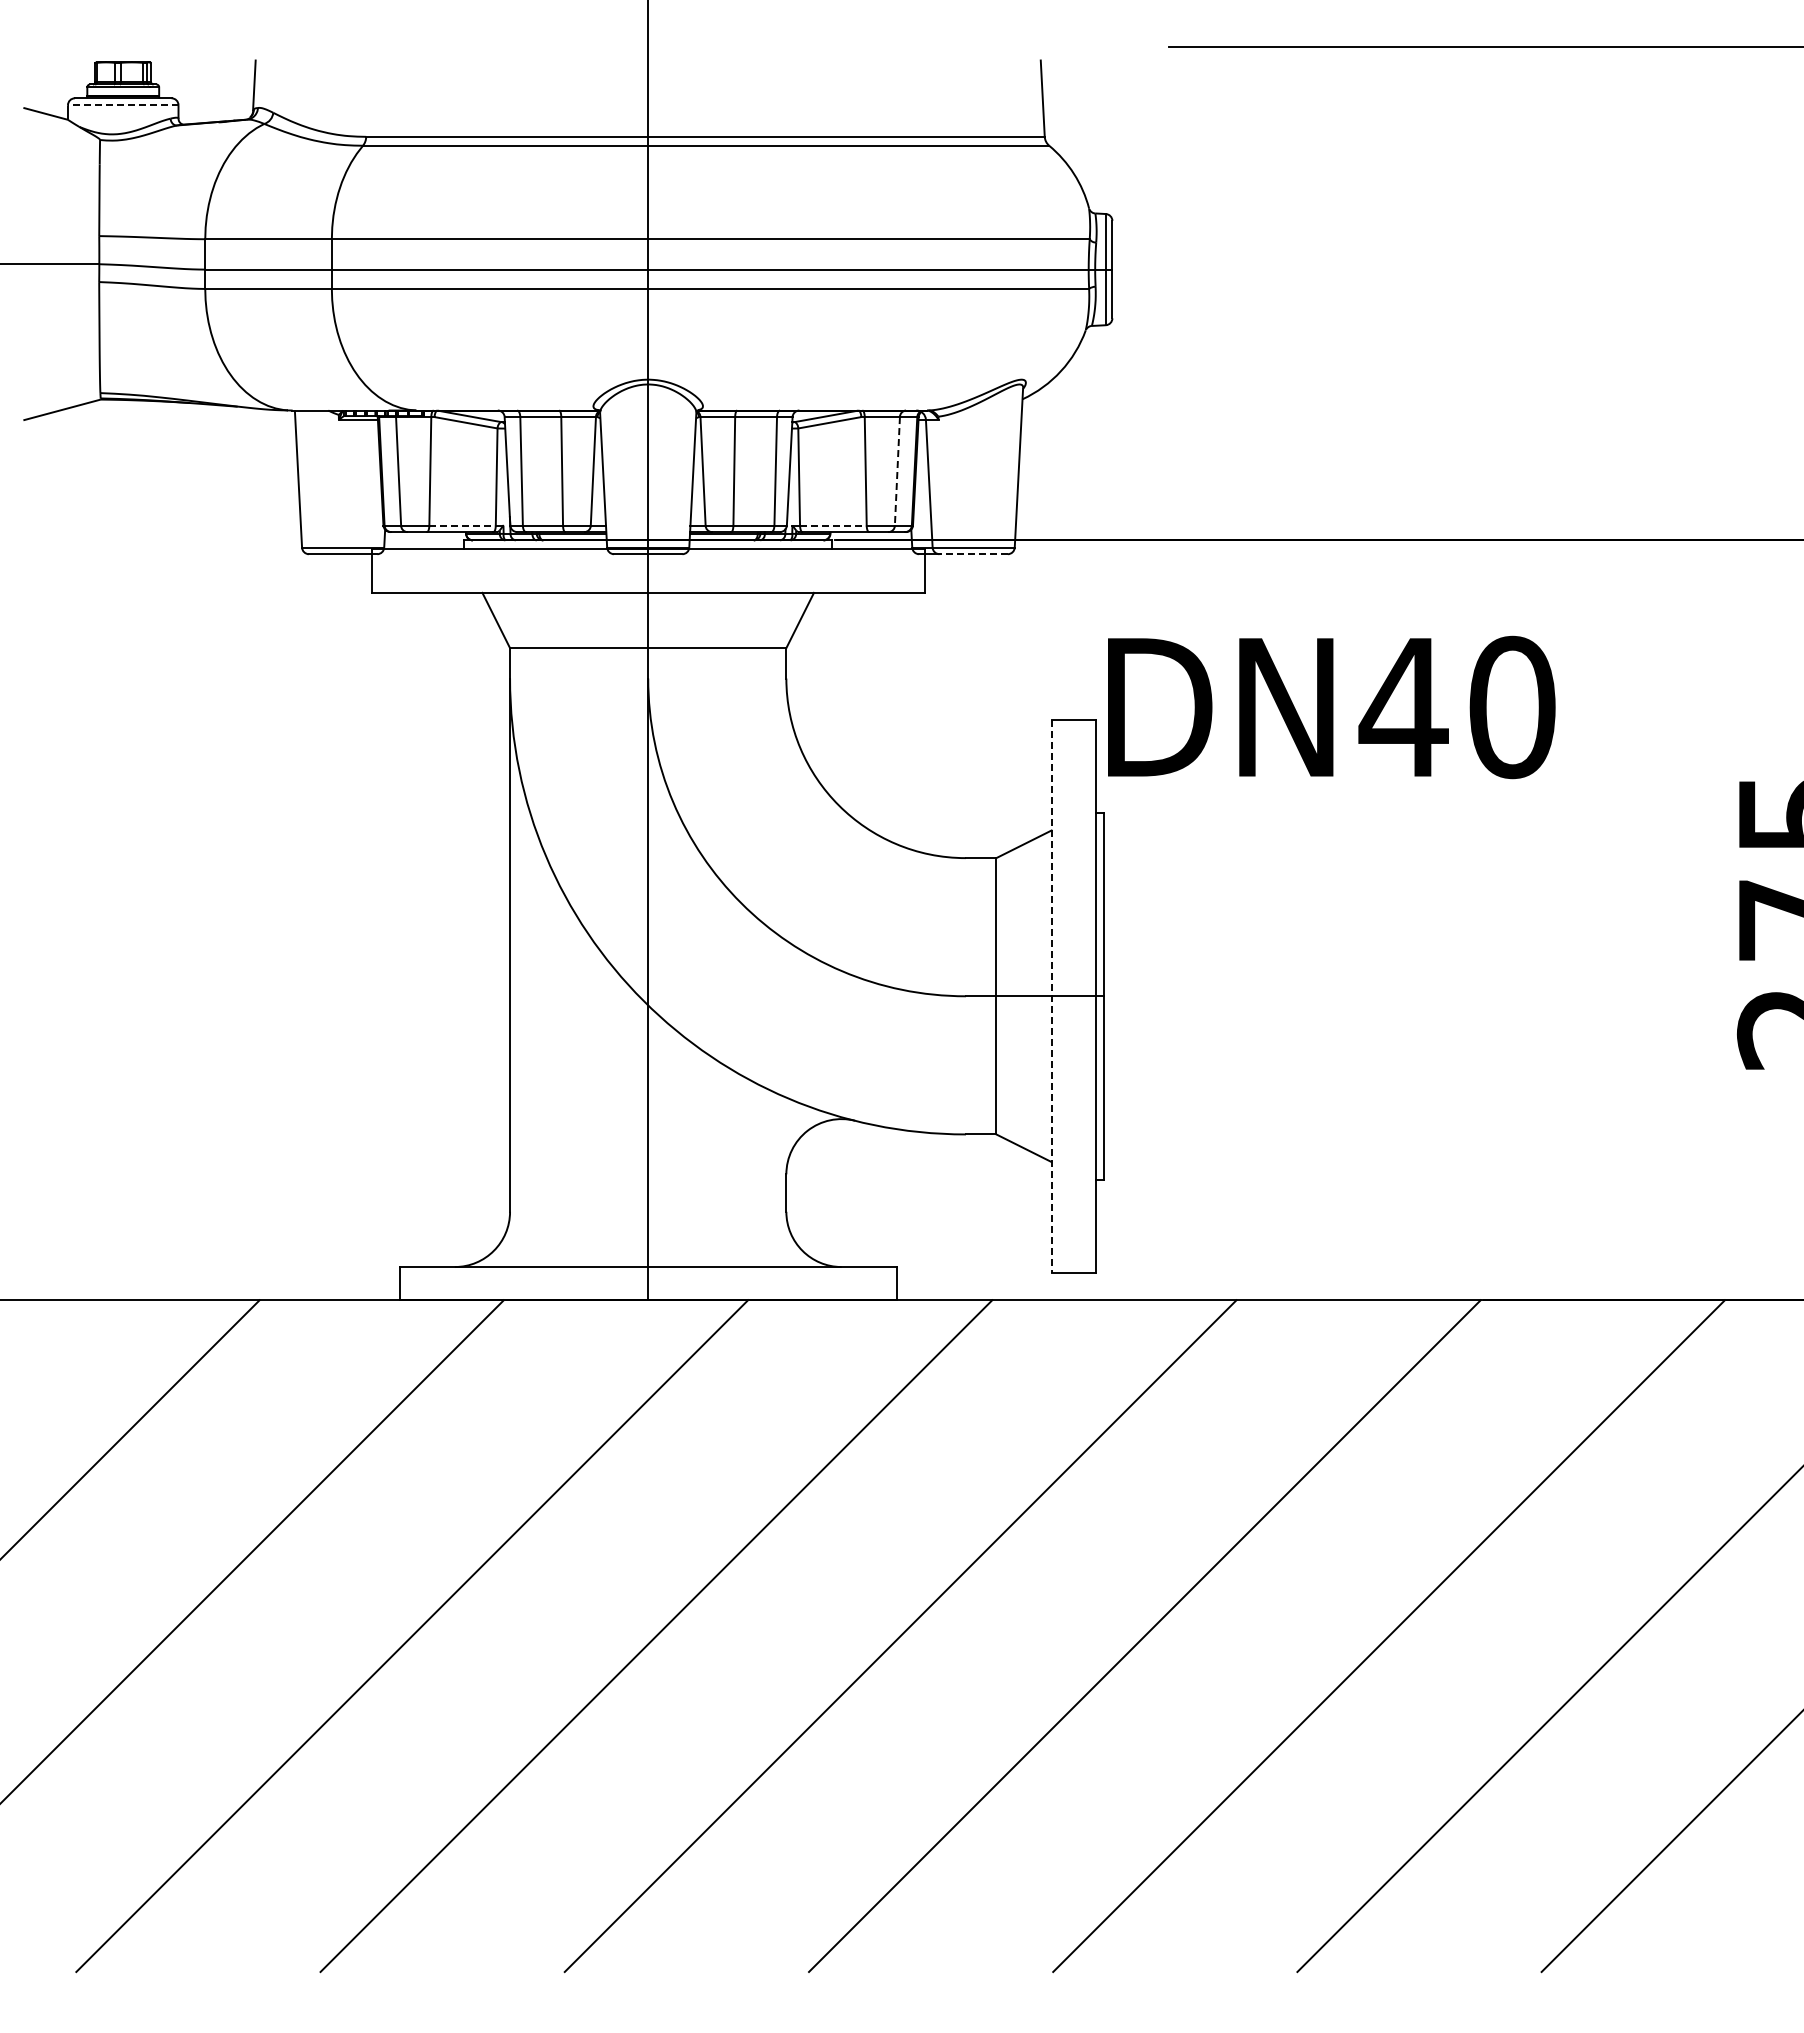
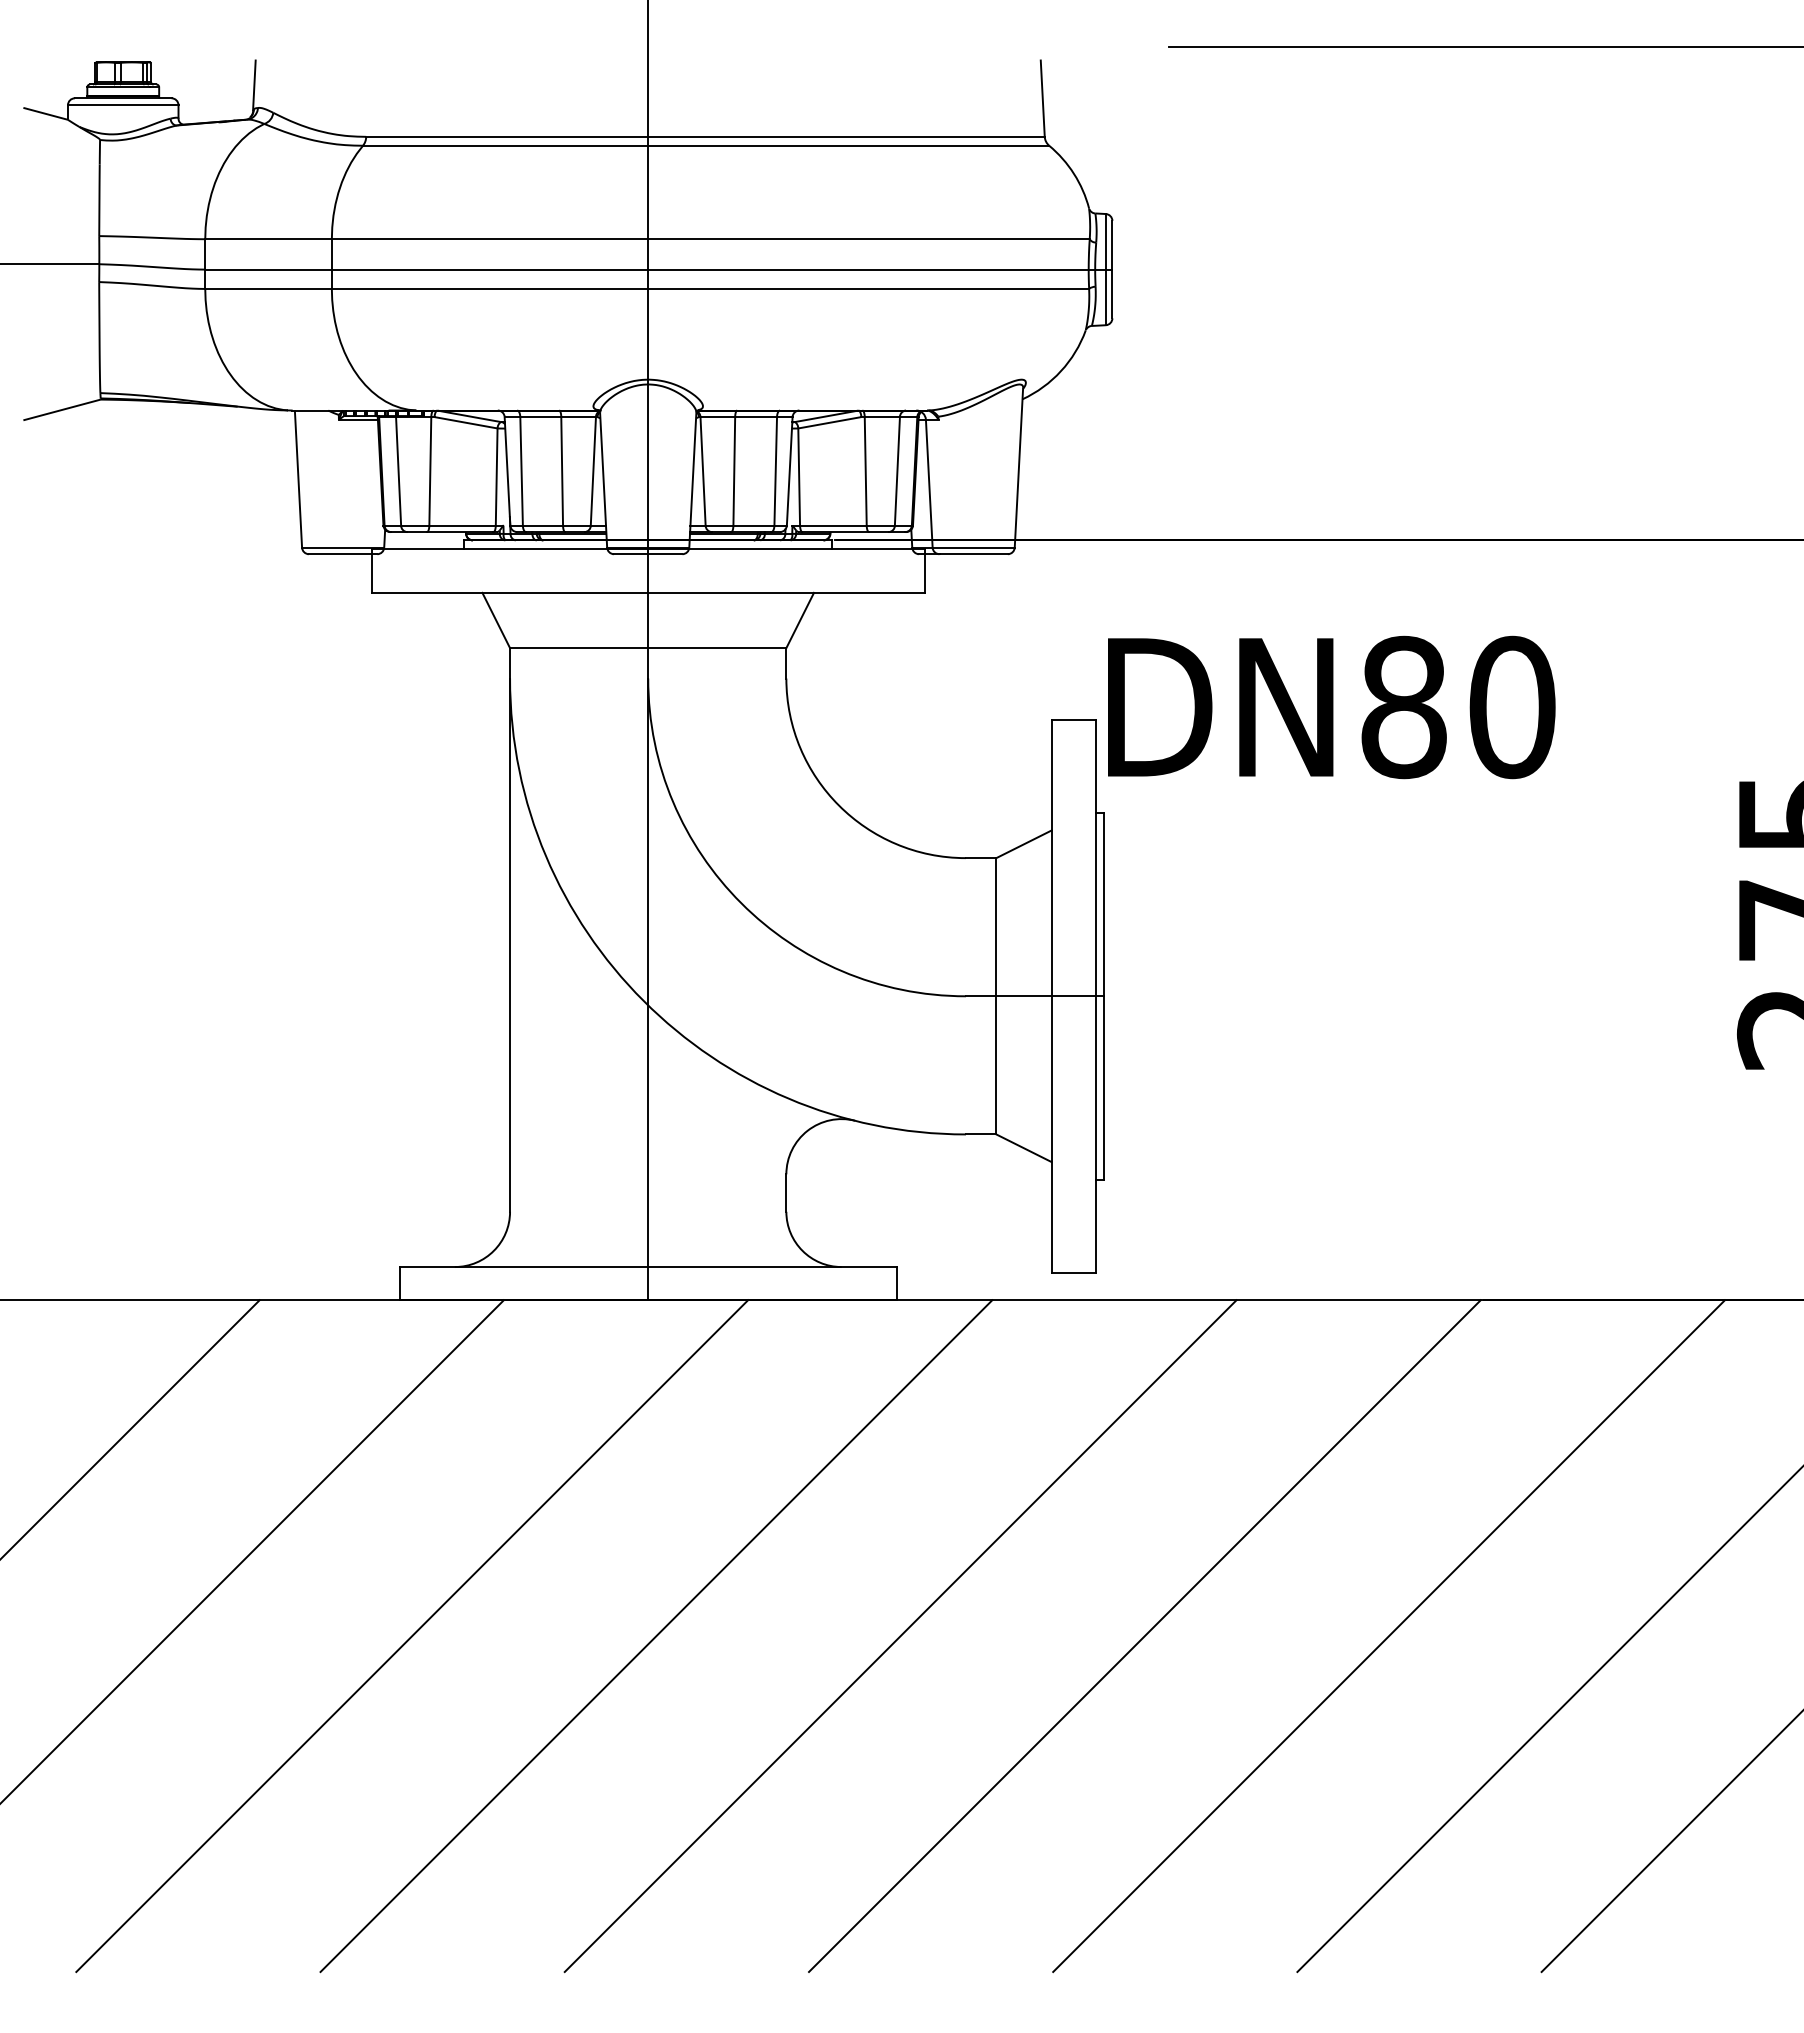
line: dashed -> solid (122, 105)
line: dashed -> solid (897, 471)
line: dashed -> solid (463, 525)
line: dashed -> solid (833, 525)
line: dashed -> solid (973, 554)
text: DN40 -> DN80 (1403, 707)
line: dashed -> solid (1051, 996)
